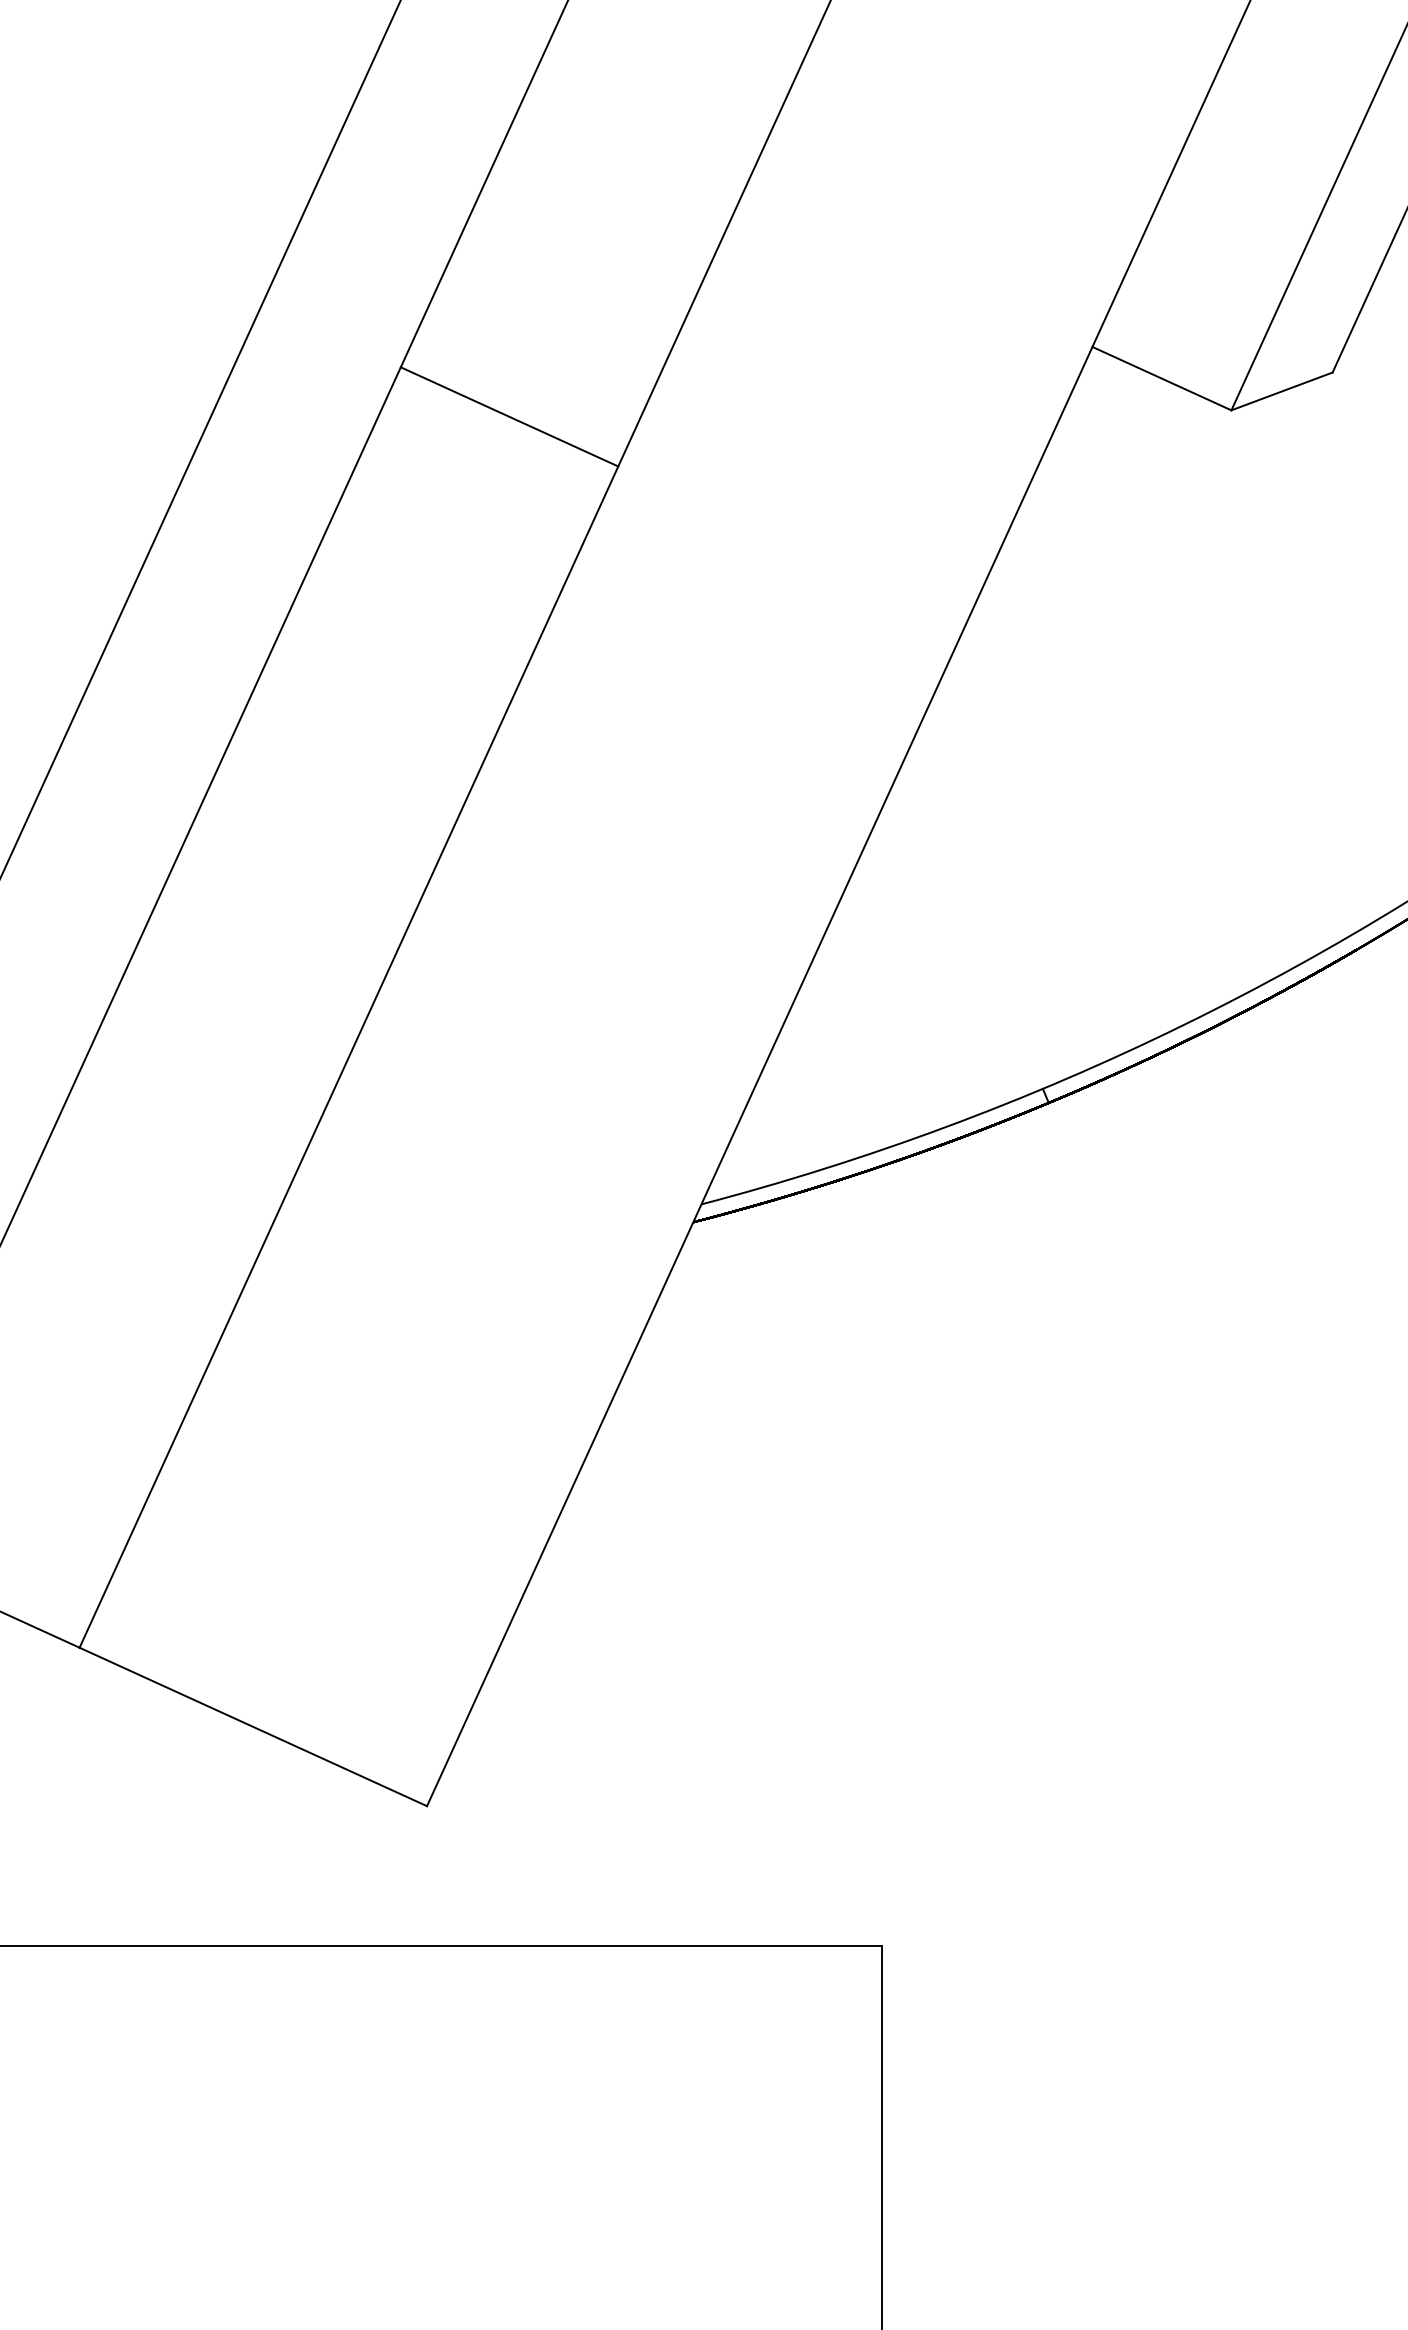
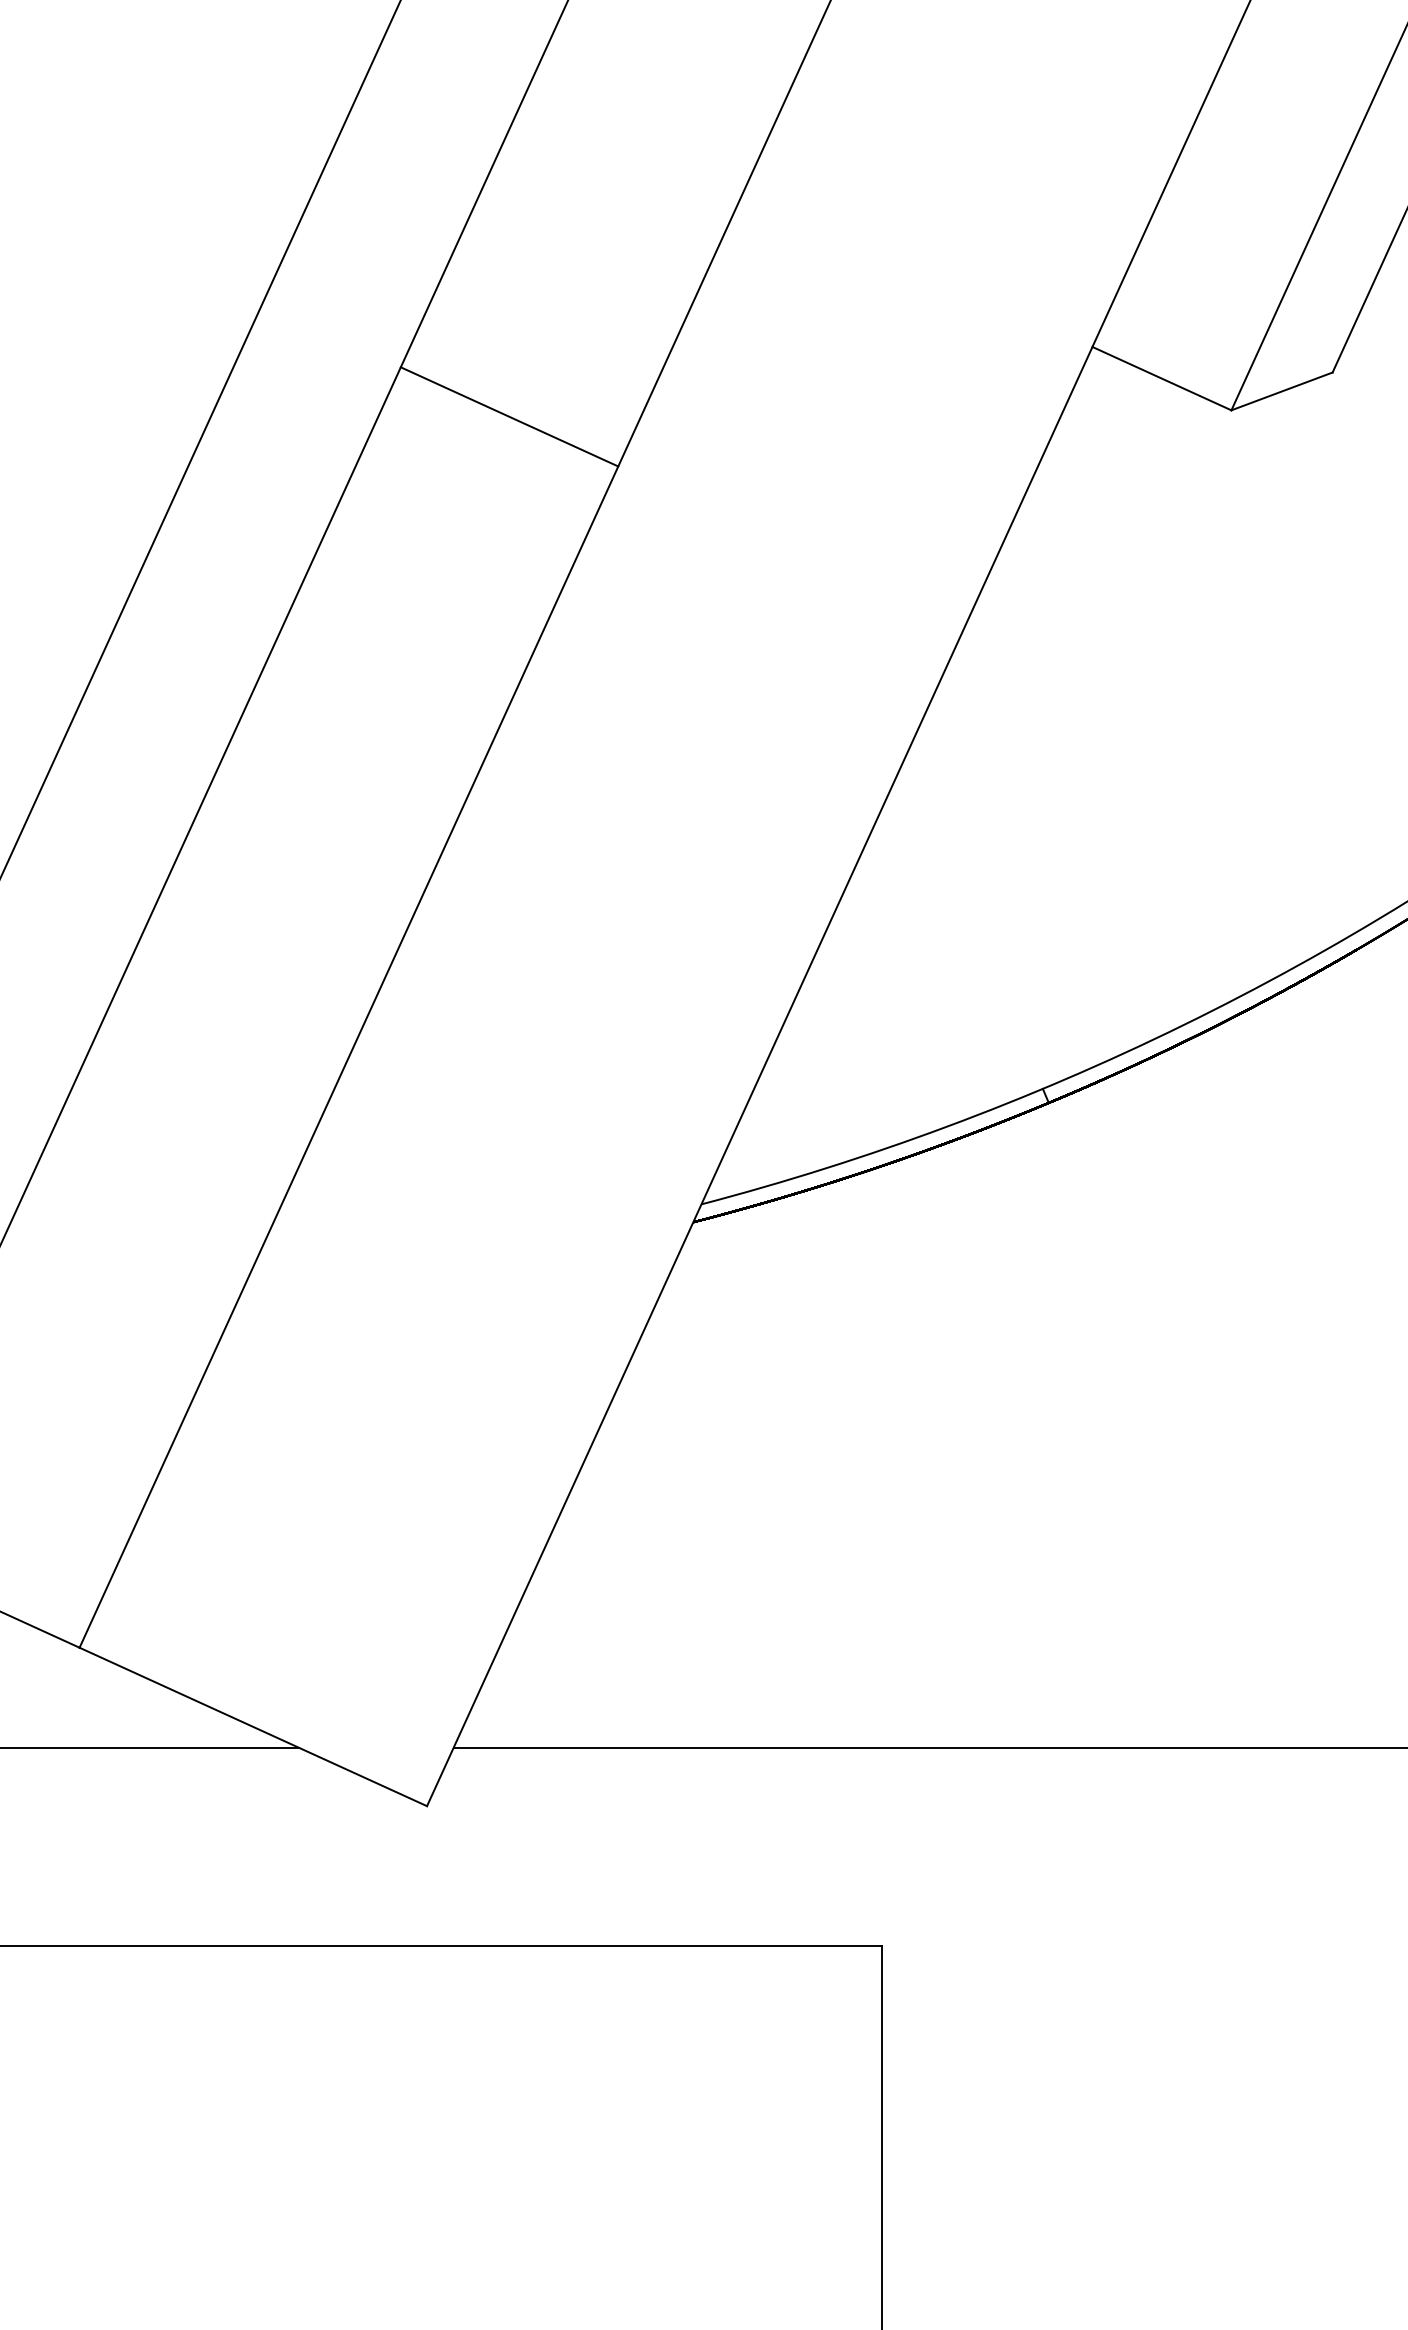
line: none -> present (150, 1747)
line: none -> present (928, 1747)
